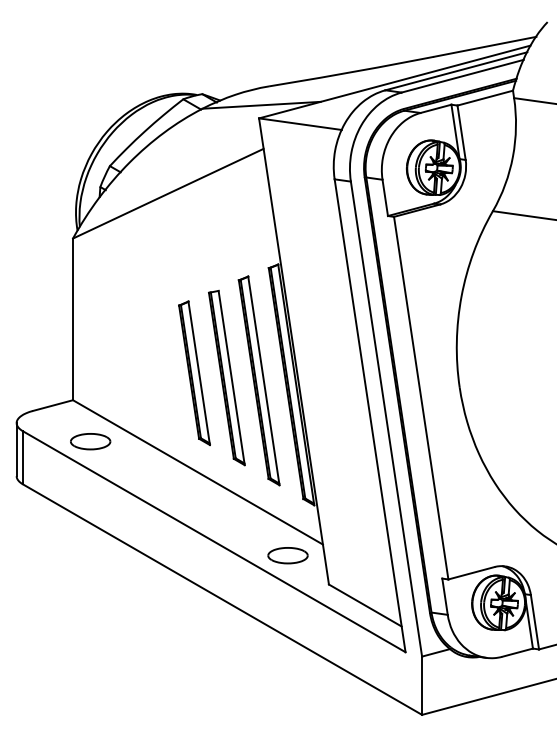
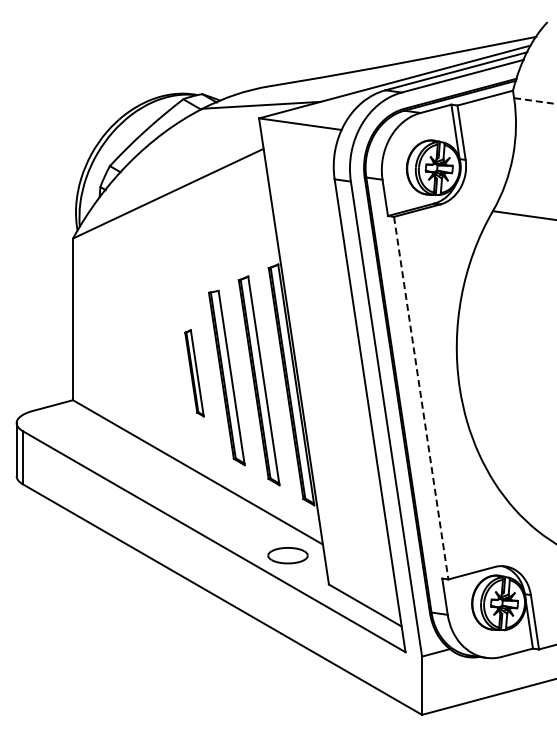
line: solid -> dashed (535, 101)
part size: 33x147 px -> 21x89 px (194, 373)
line: solid -> dashed (421, 398)
part: present -> none (90, 441)
